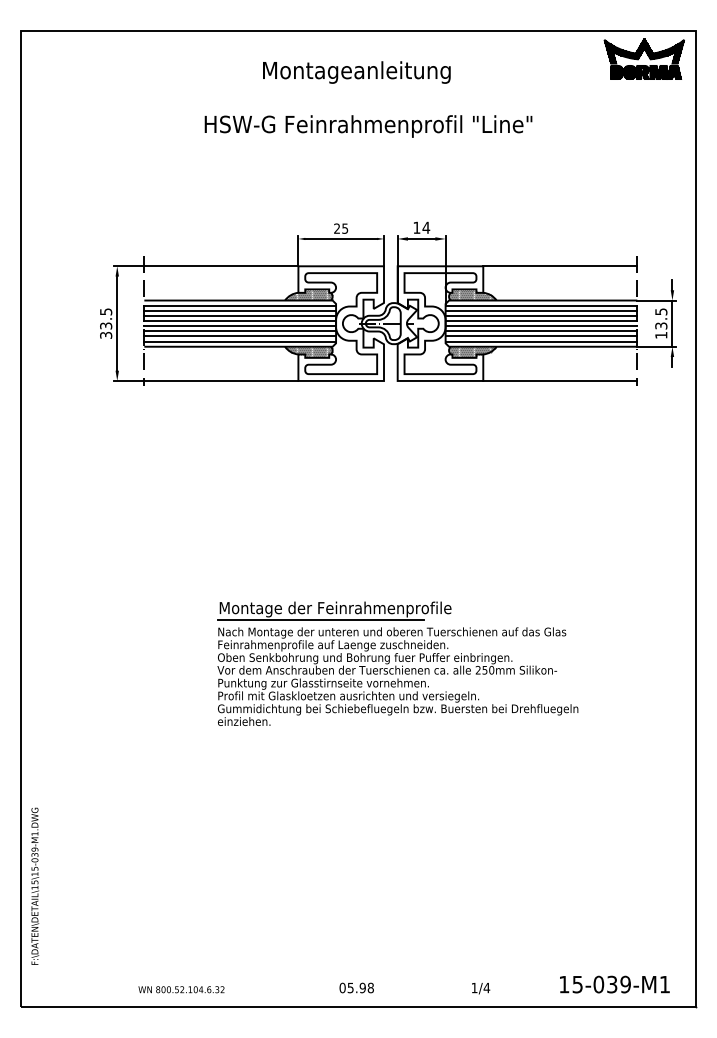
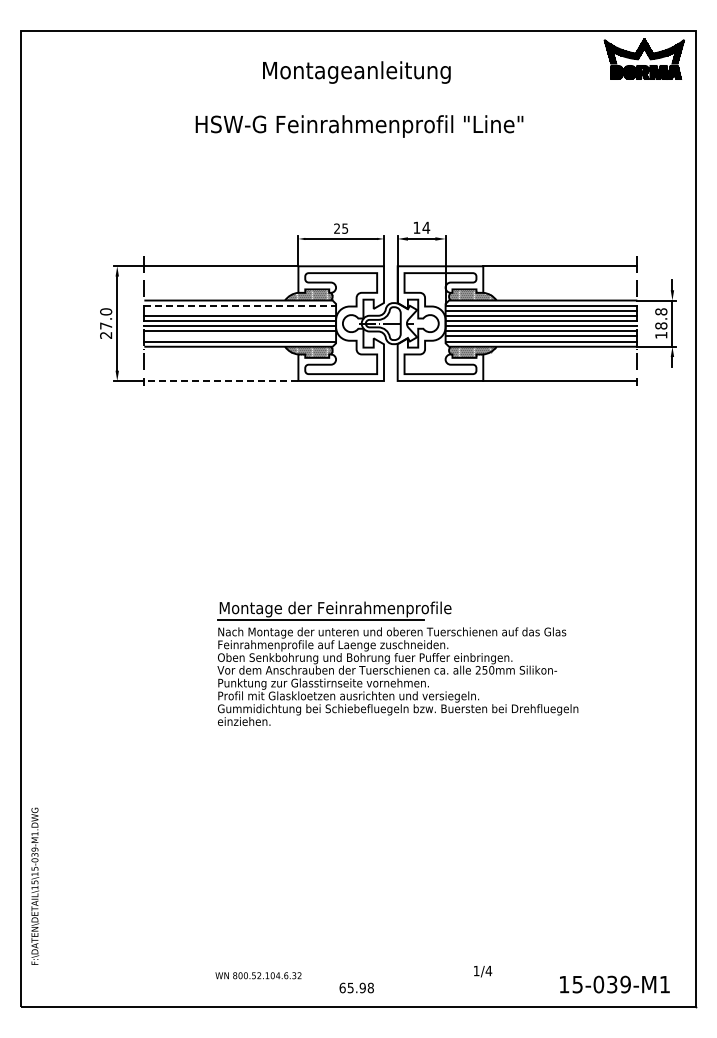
text position: (368, 126) -> (359, 126) (359, 126)
line: solid -> dashed (240, 305)
line: present -> none (240, 310)
text: 13.5 -> 18.8 (661, 318)
text: 33.5 -> 27.0 (106, 323)
line: present -> none (240, 336)
line: solid -> dashed (220, 380)
text: 05.98 -> 65.98 (342, 987)
text position: (481, 988) -> (483, 971) (483, 971)
text position: (181, 989) -> (258, 975) (258, 975)
